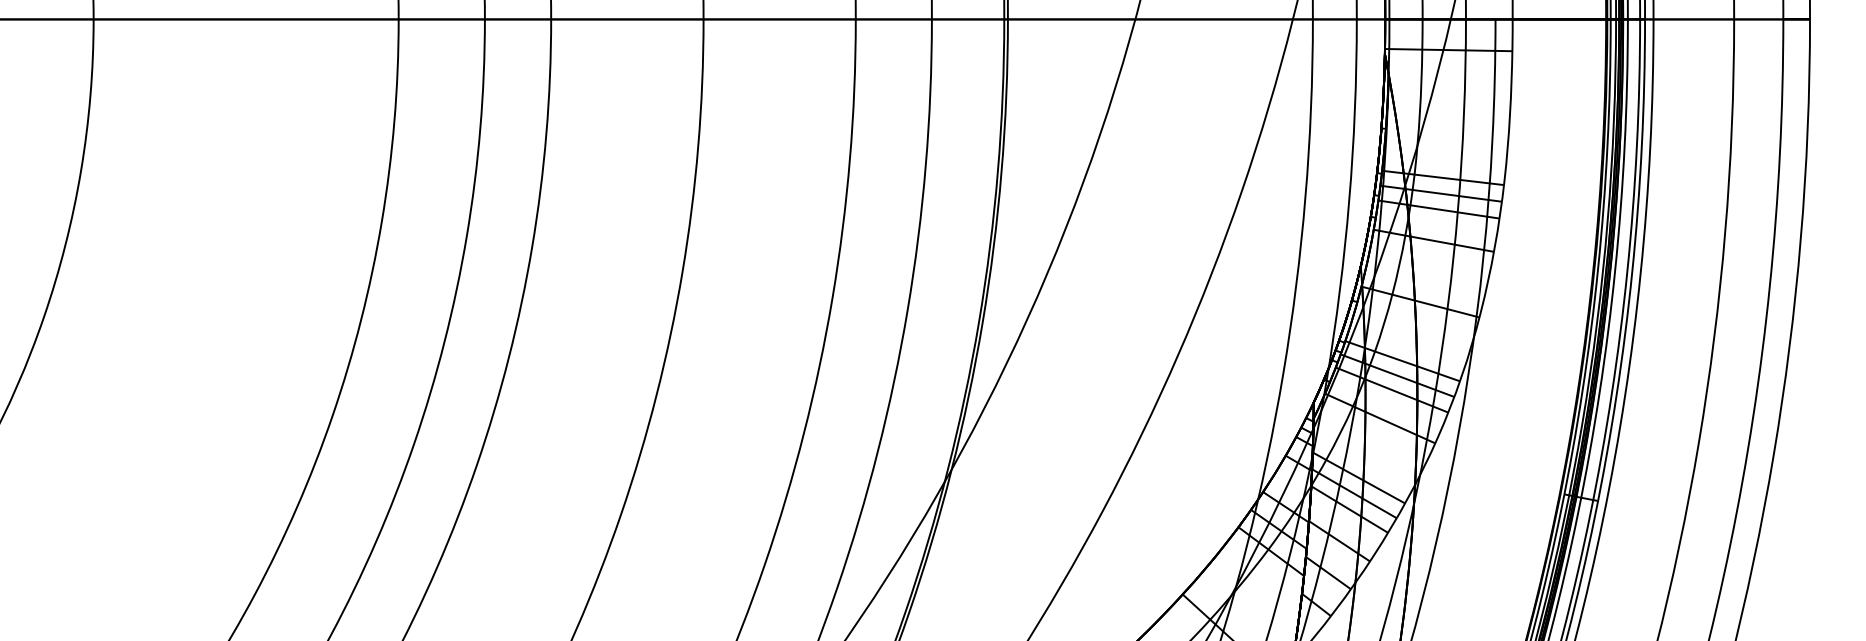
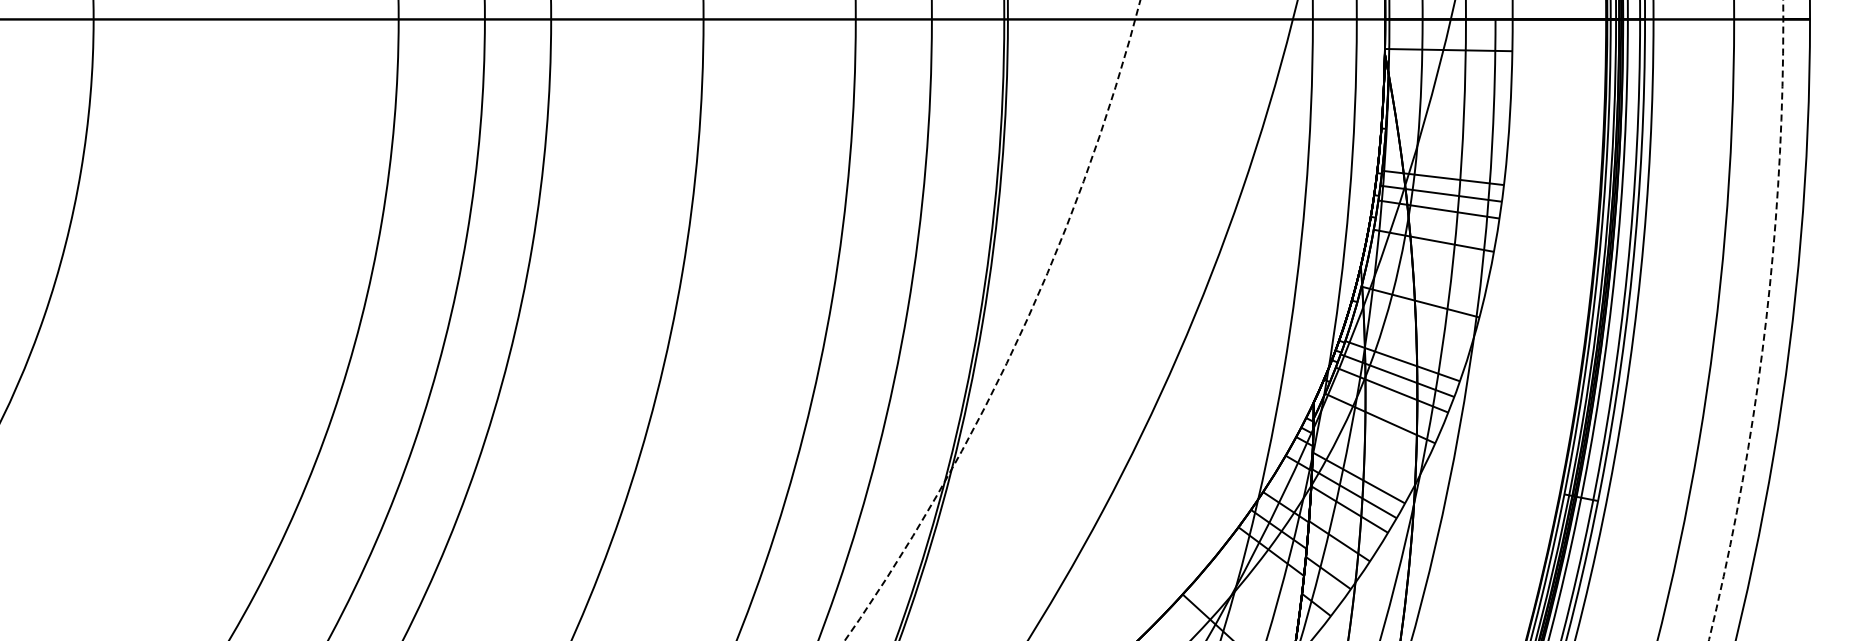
arc: solid -> dashed (1765, 321)
arc: solid -> dashed (1020, 334)
